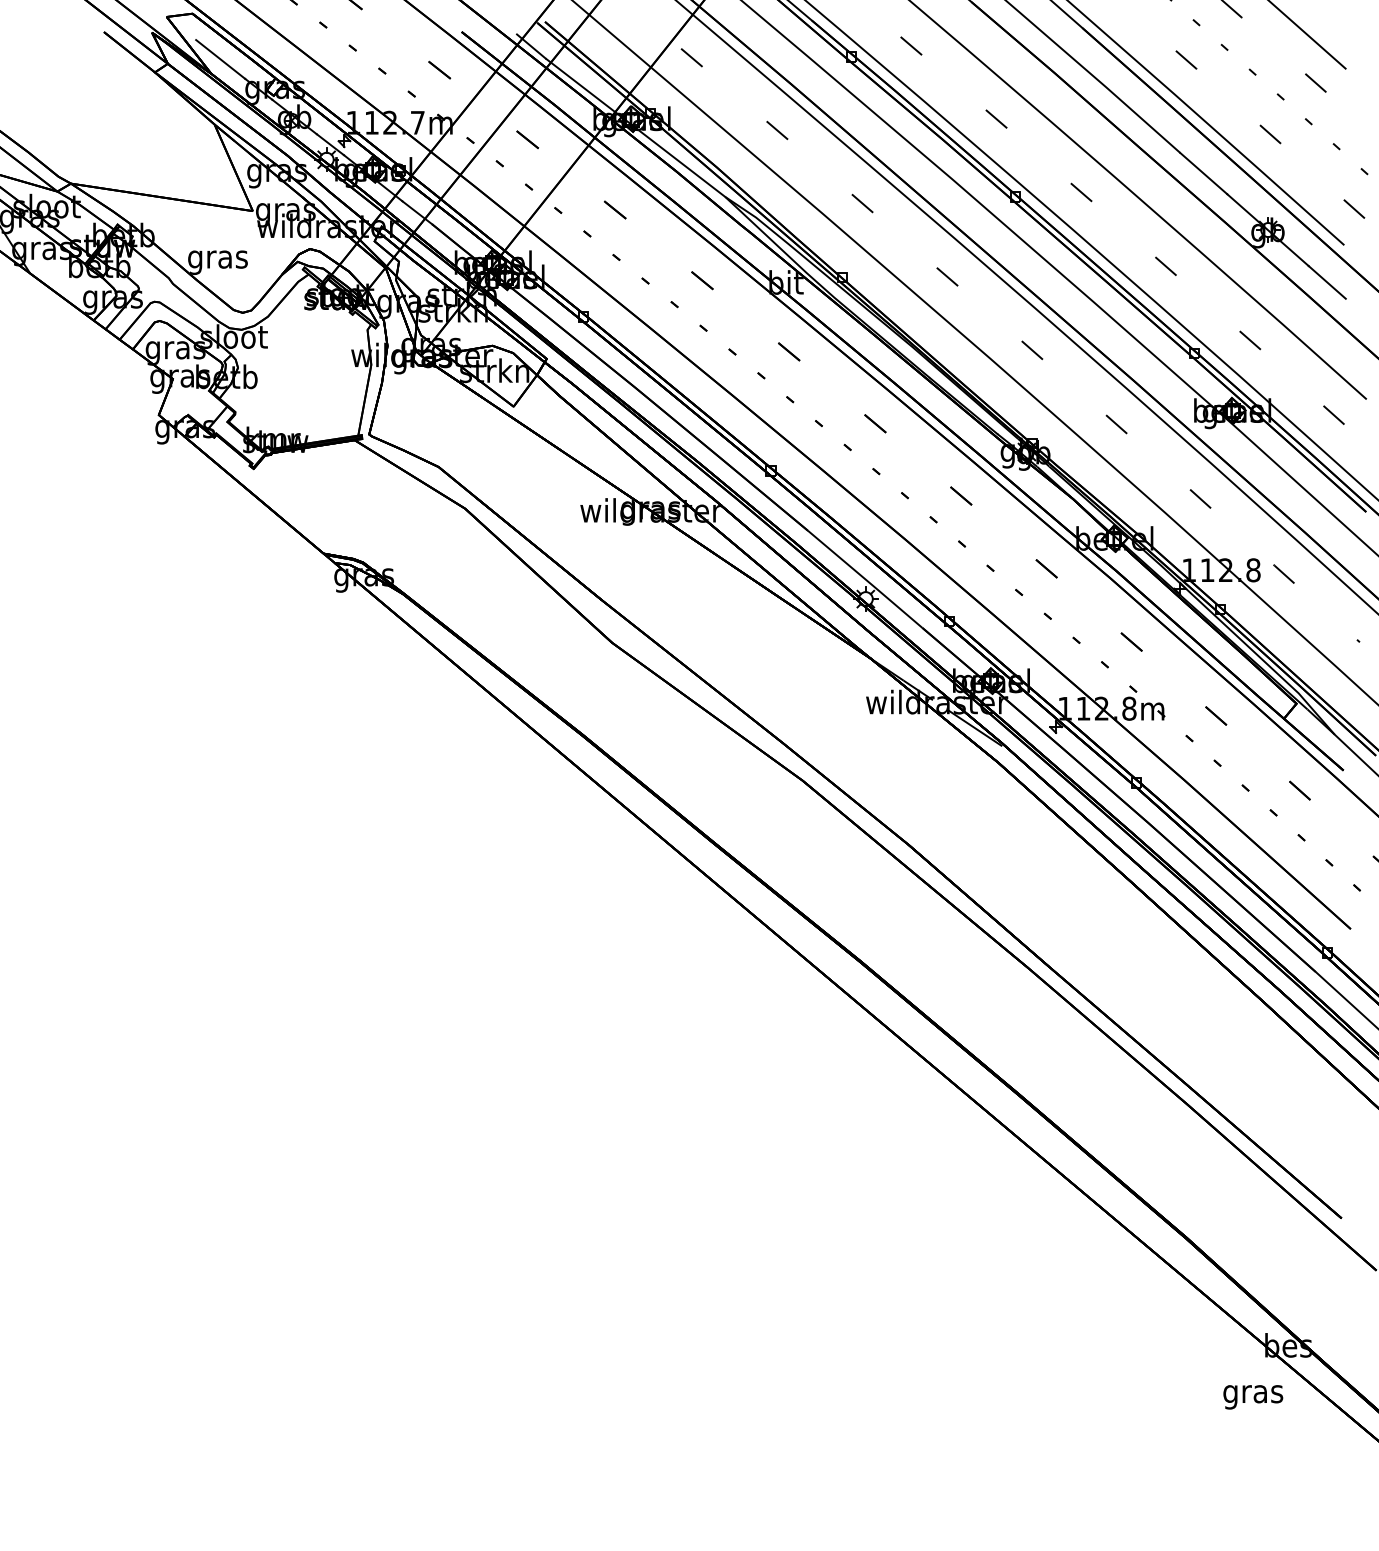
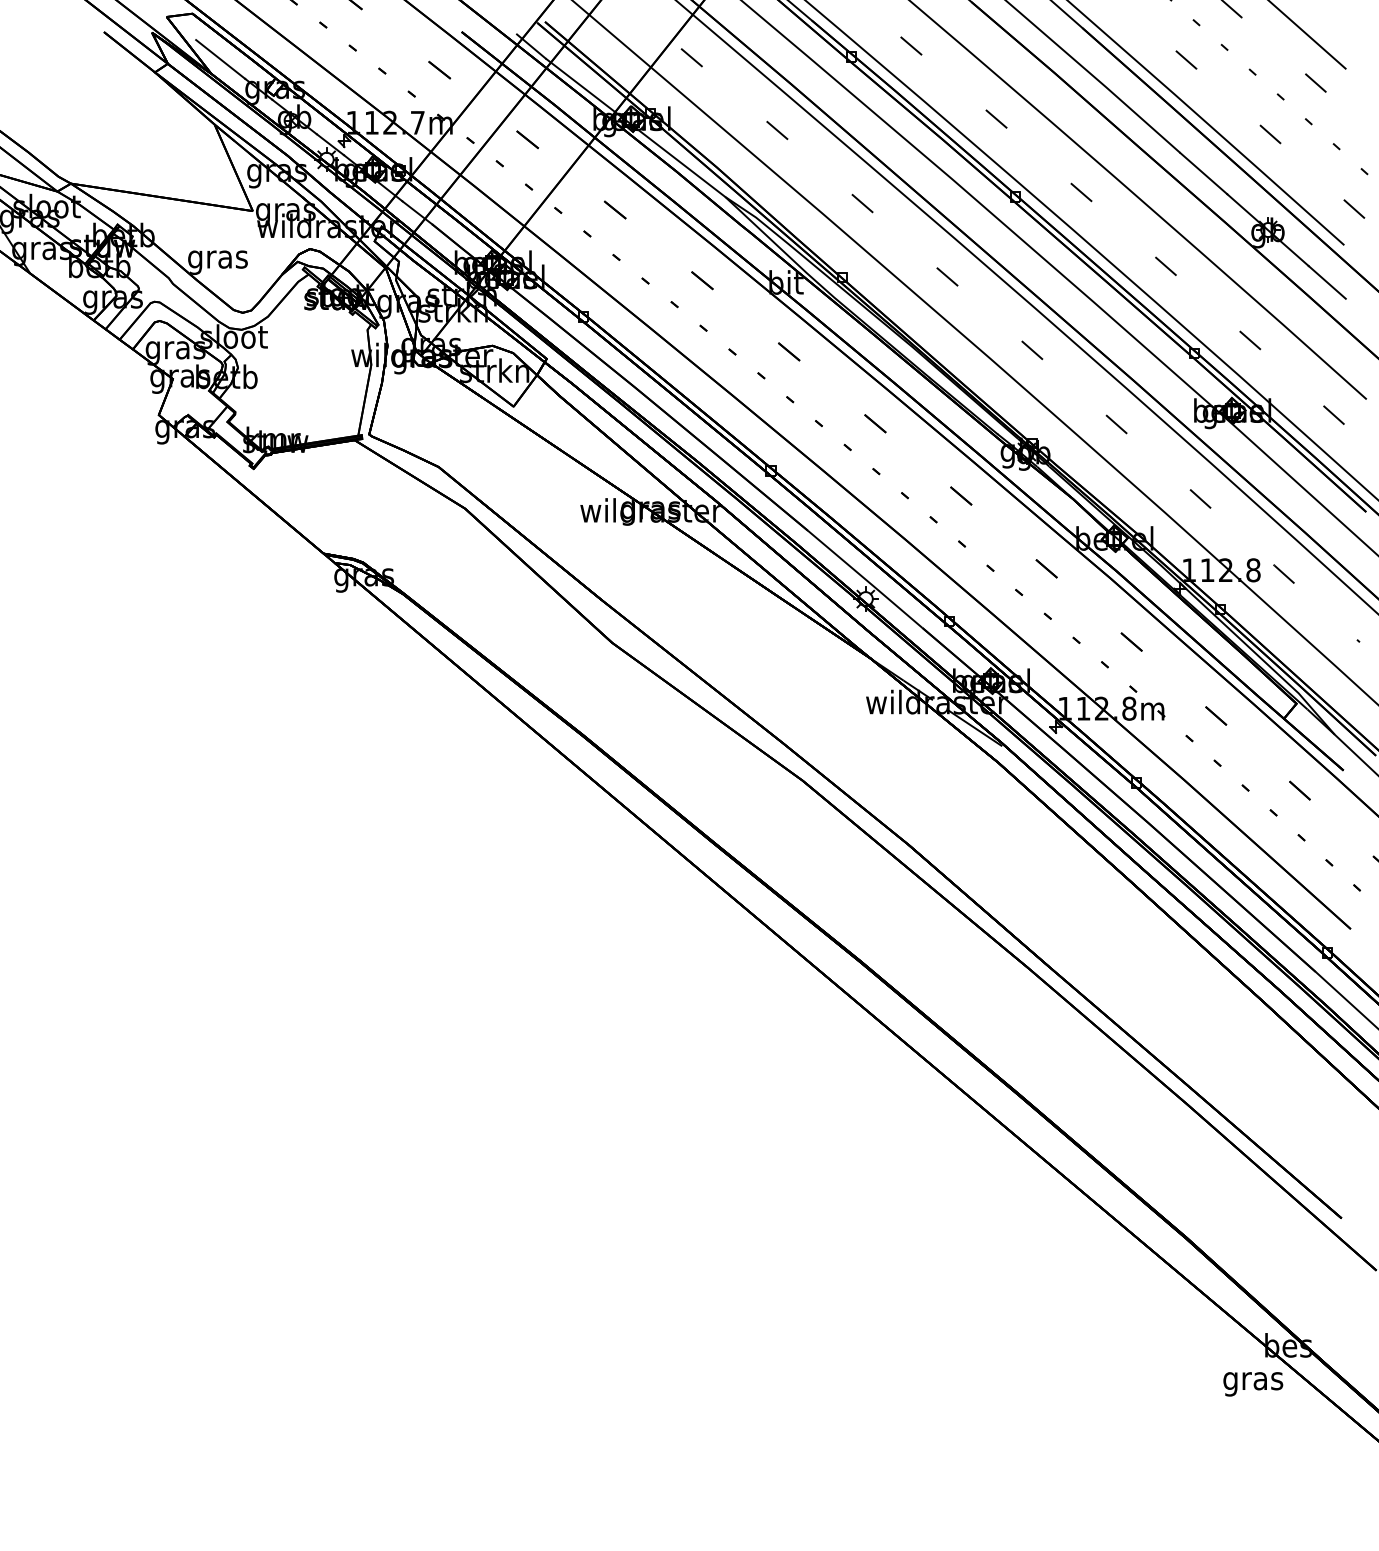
text position: (1253, 1397) -> (1253, 1384) (1253, 1384)
